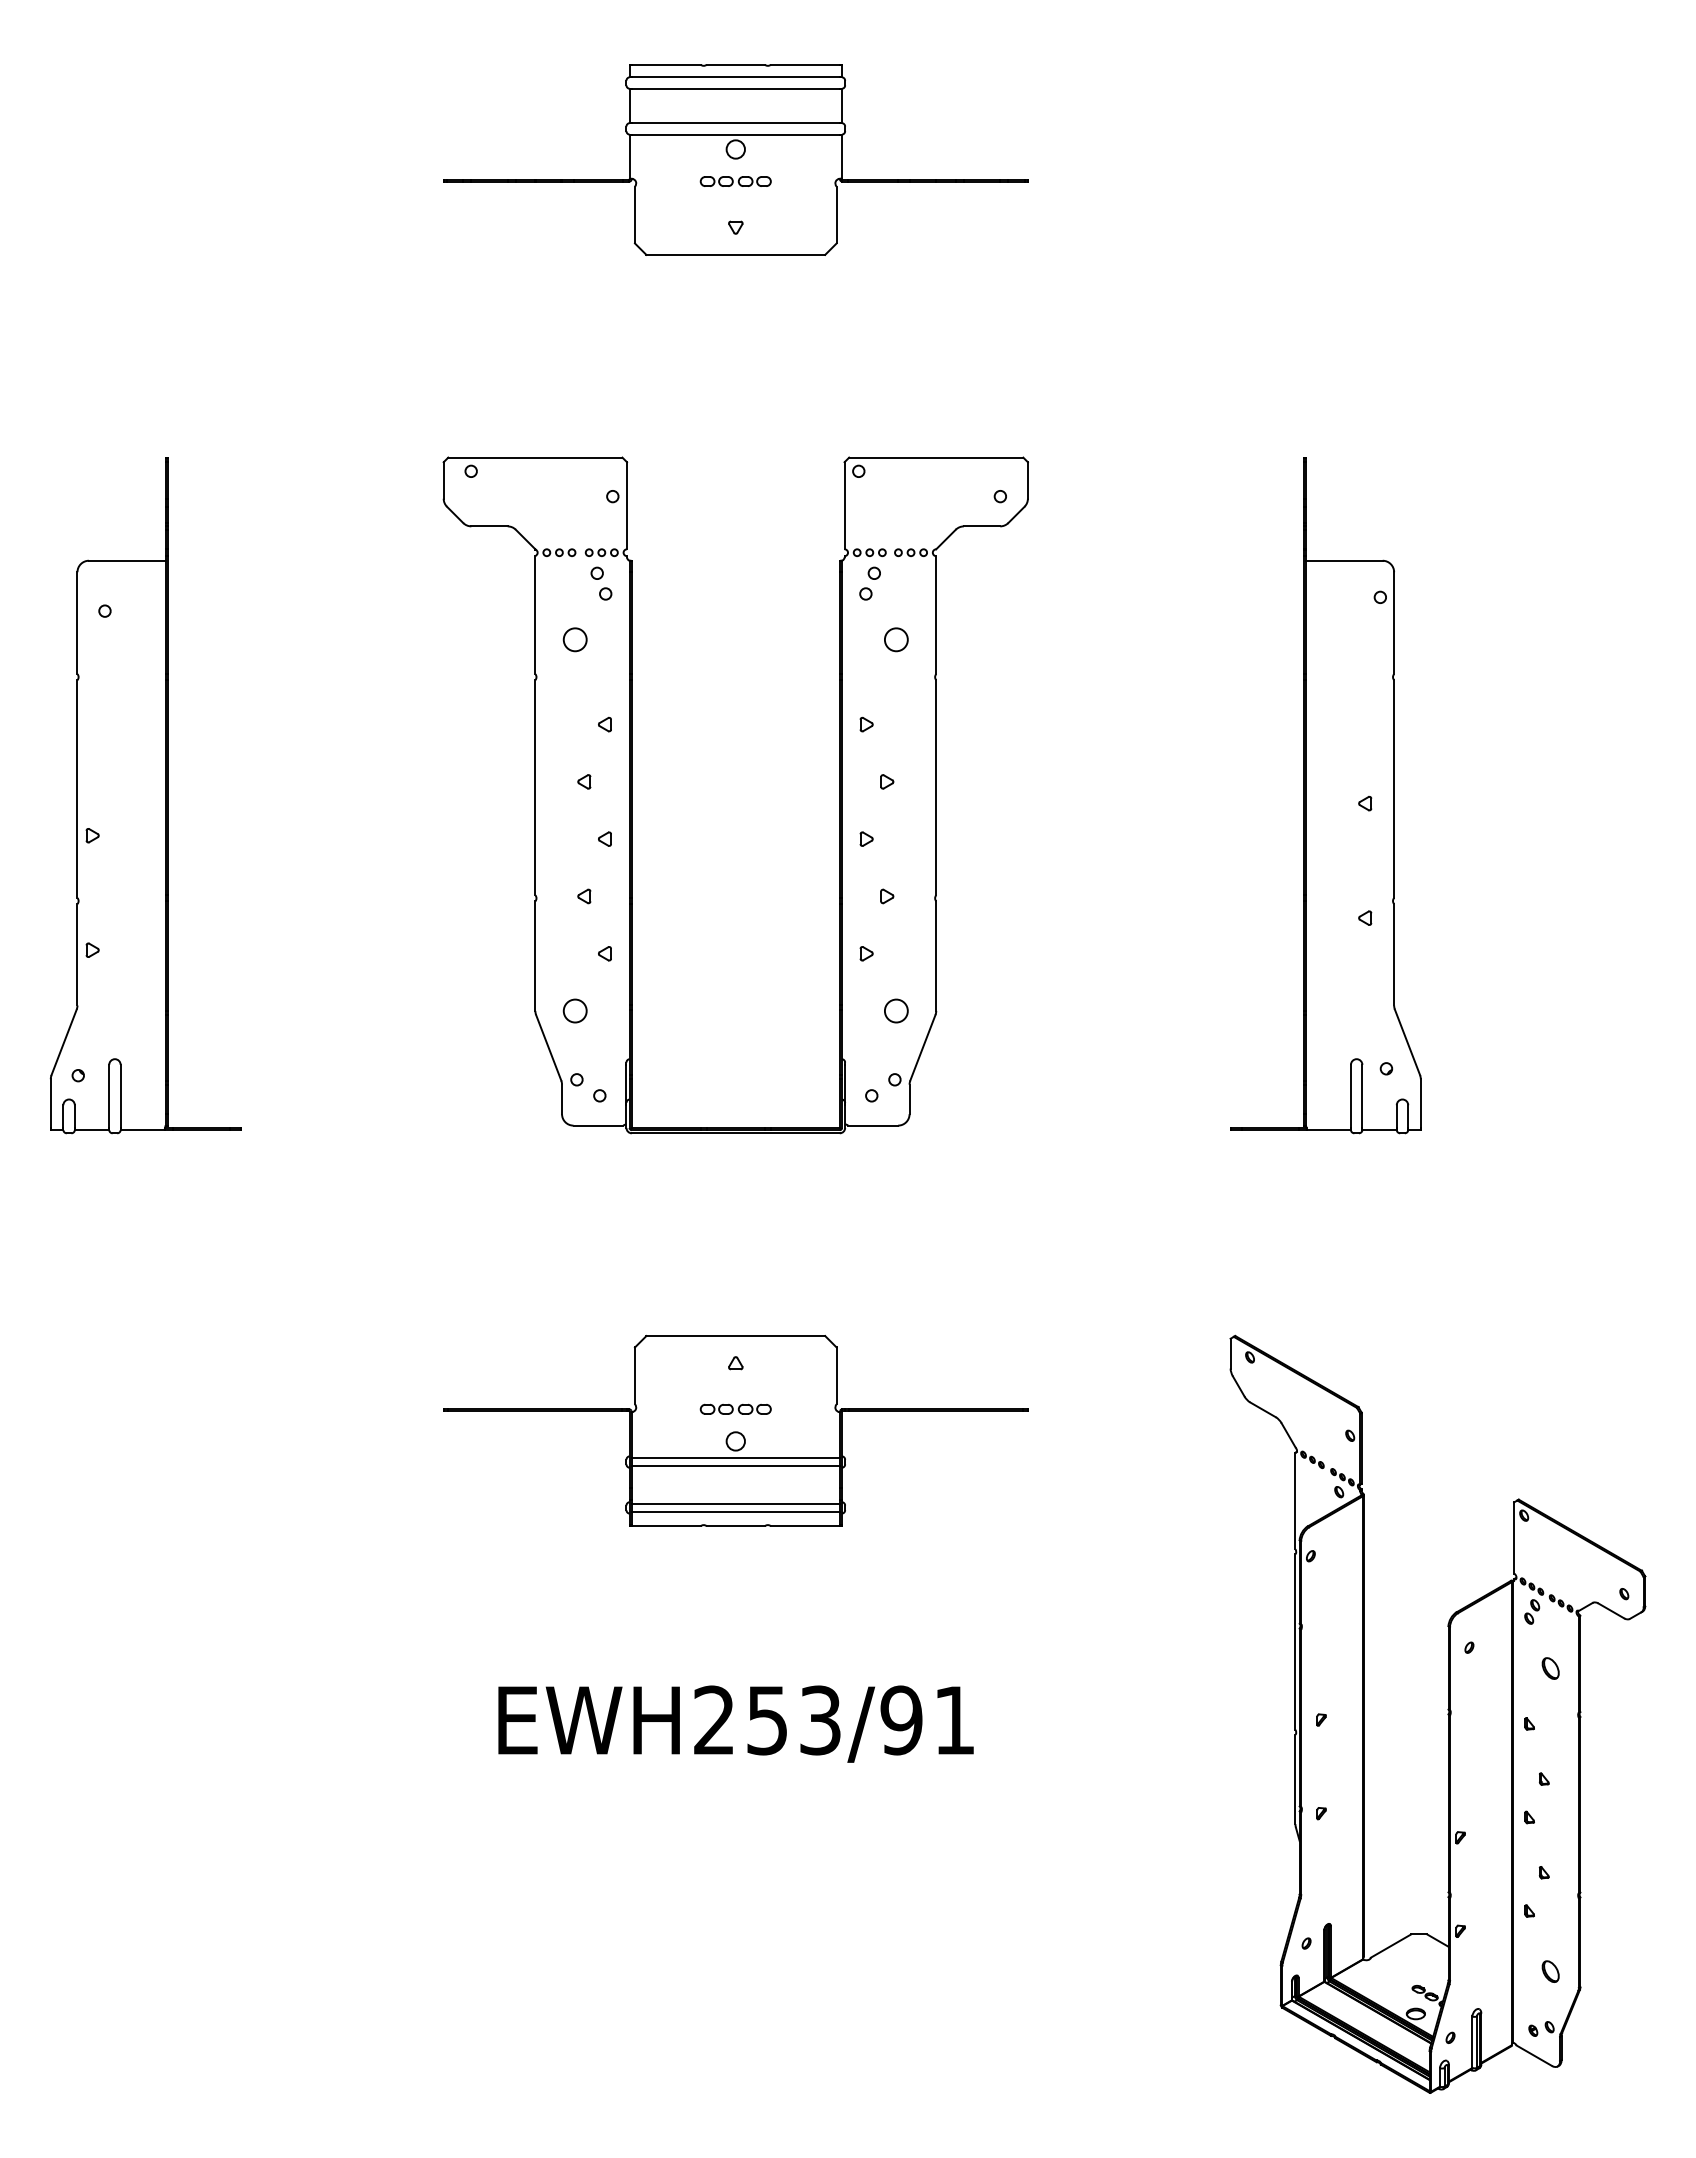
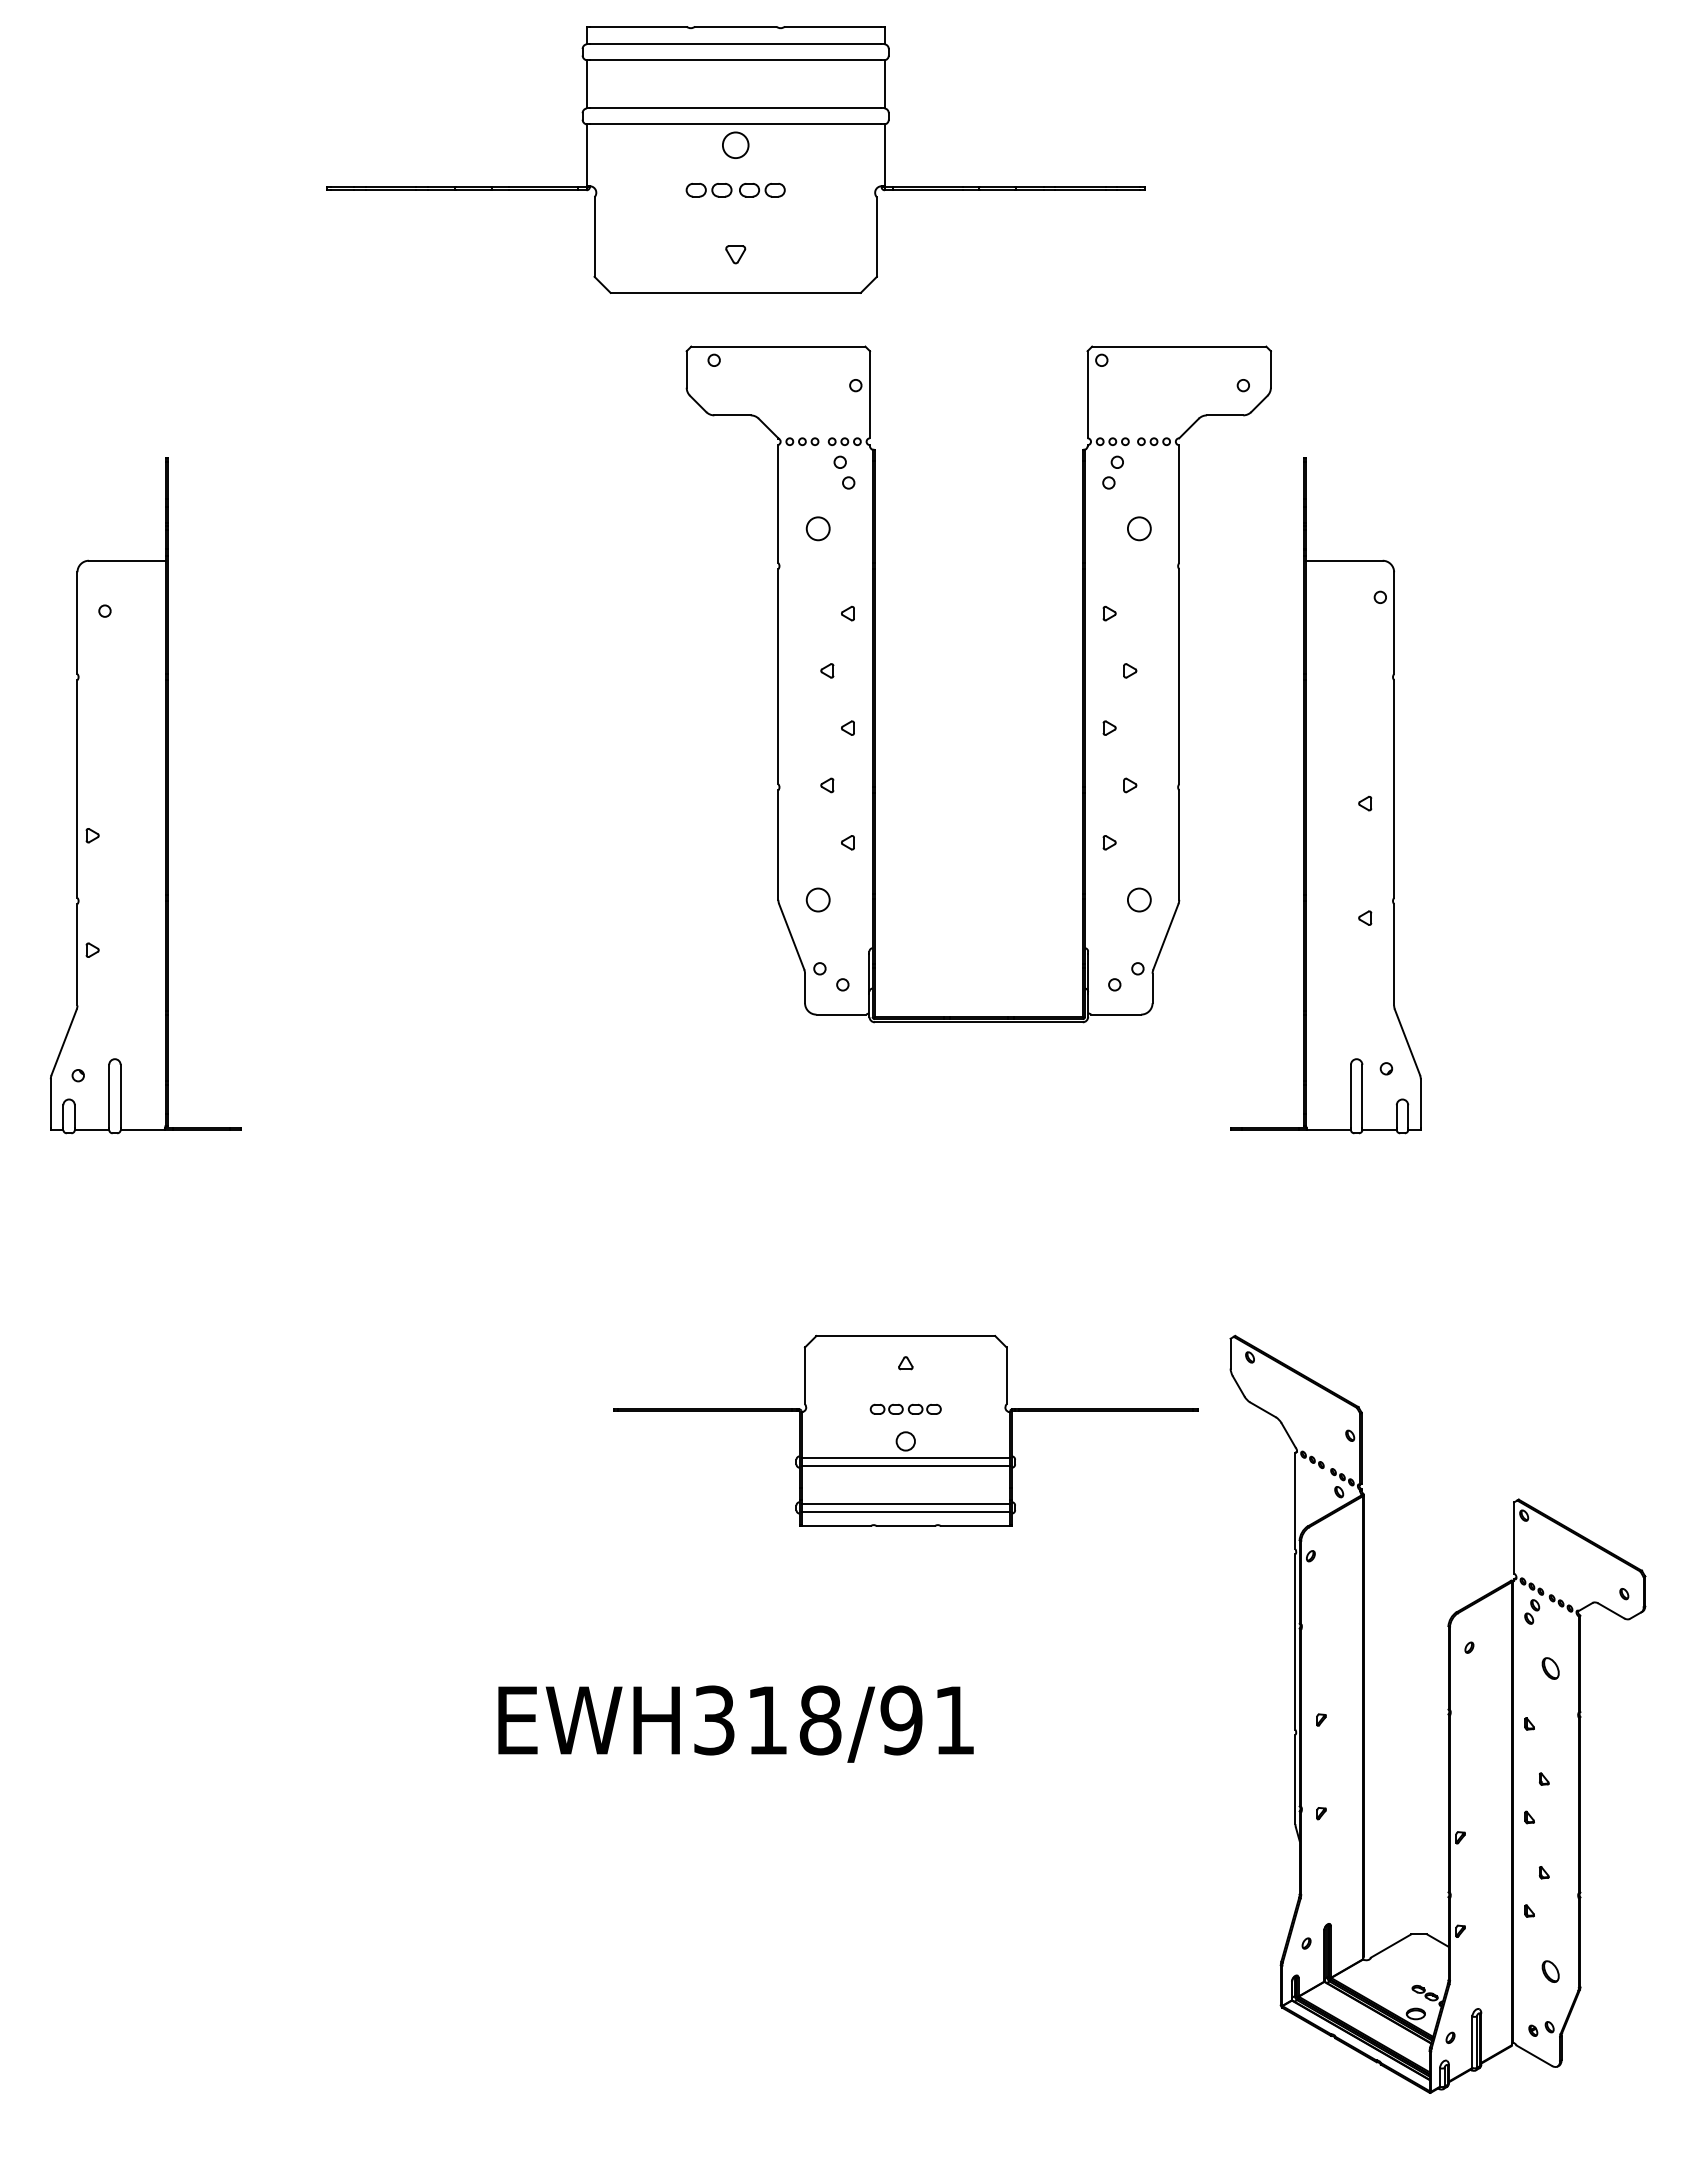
part size: 586x192 px -> 820x268 px (735, 159)
part position: (632, 795) -> (875, 684) (875, 684)
part position: (735, 1430) -> (905, 1430) (905, 1430)
text: EWH253/91 -> EWH318/91 (767, 1720)
